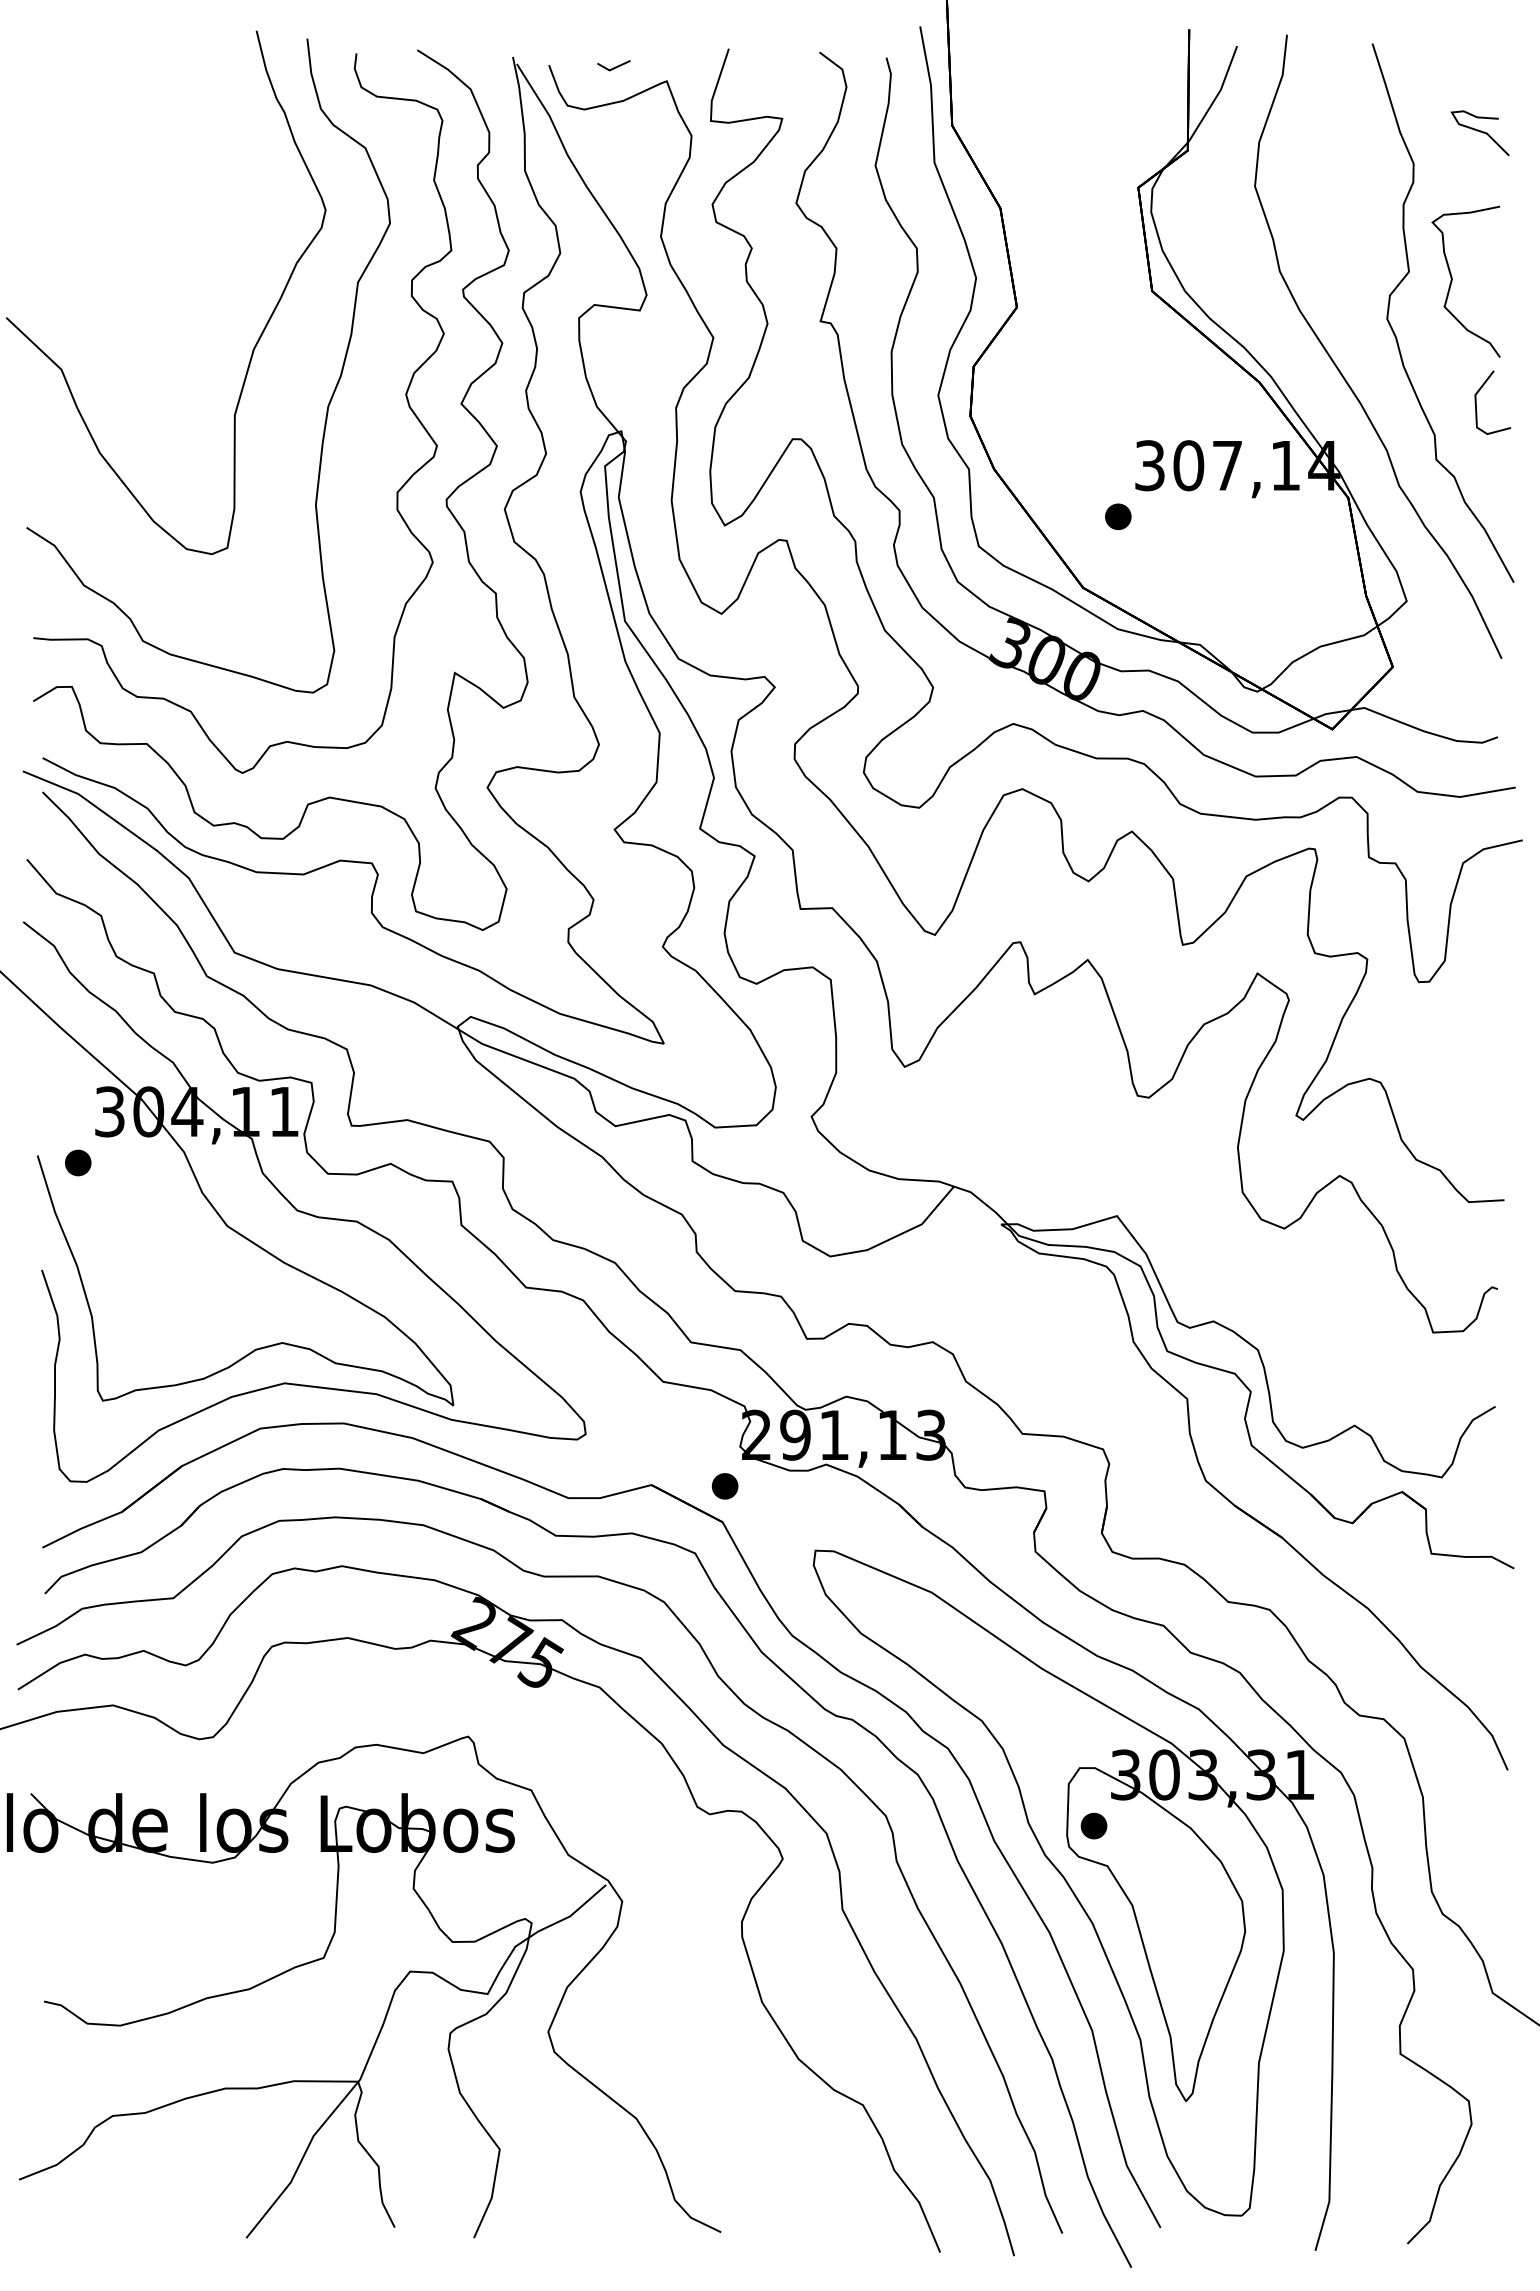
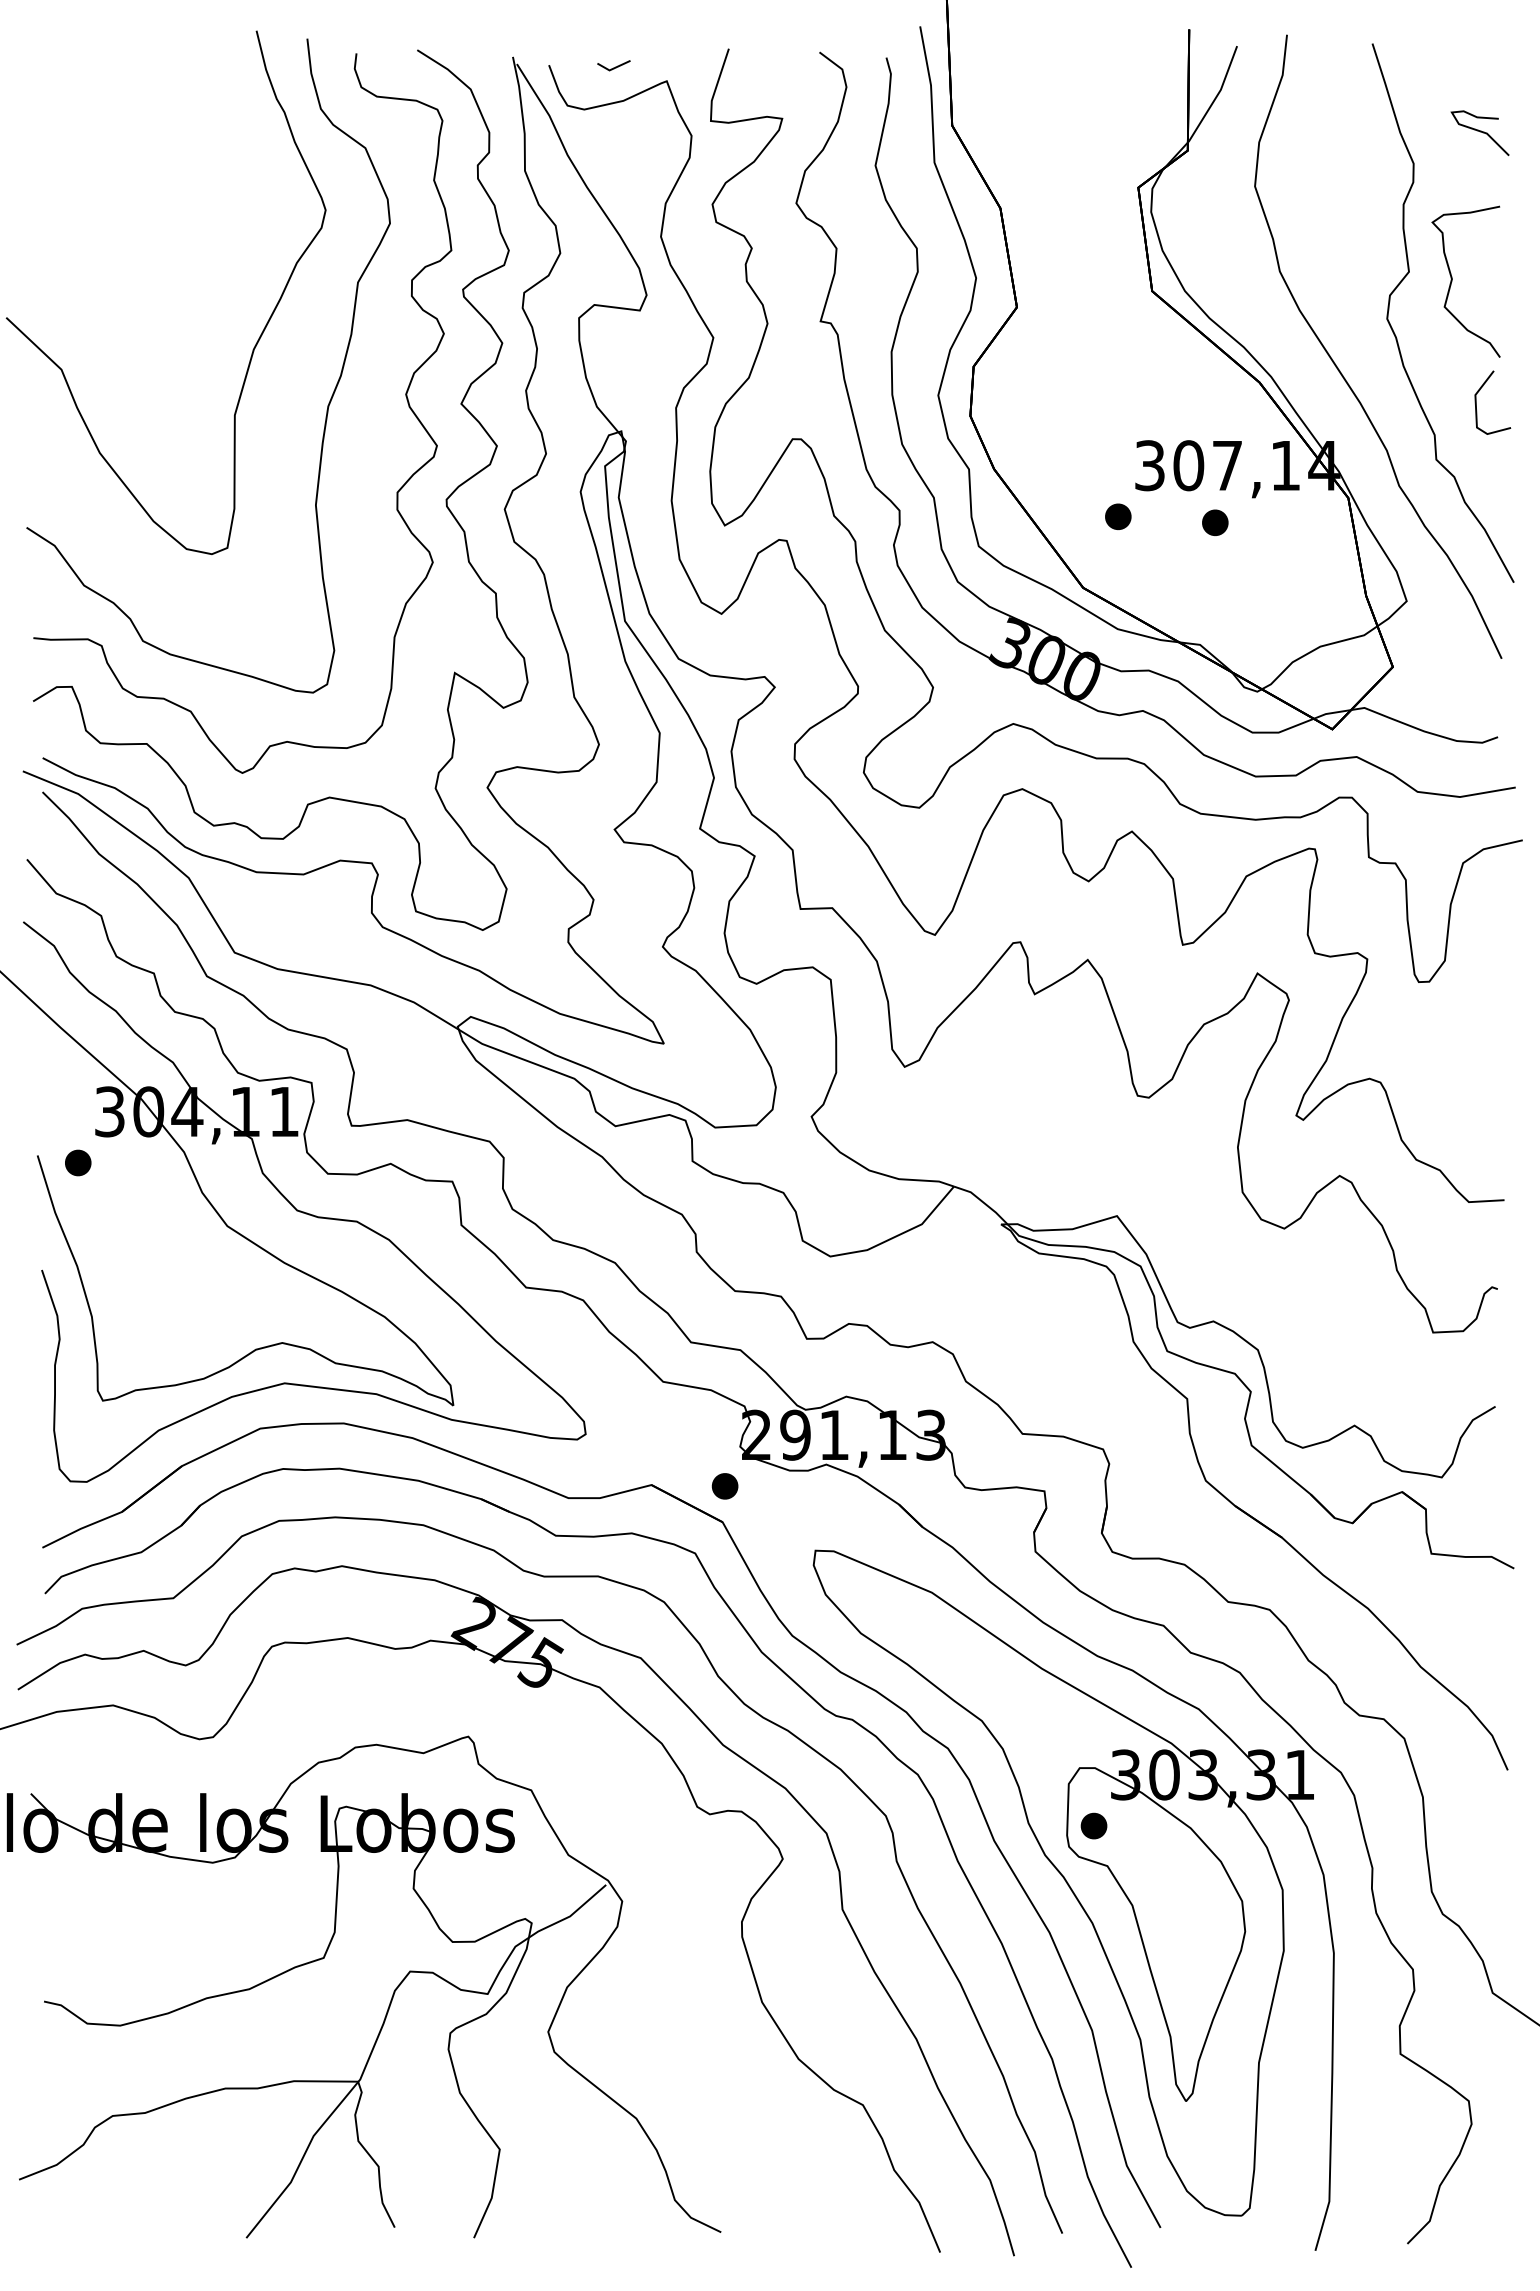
part: none -> present (1215, 522)
